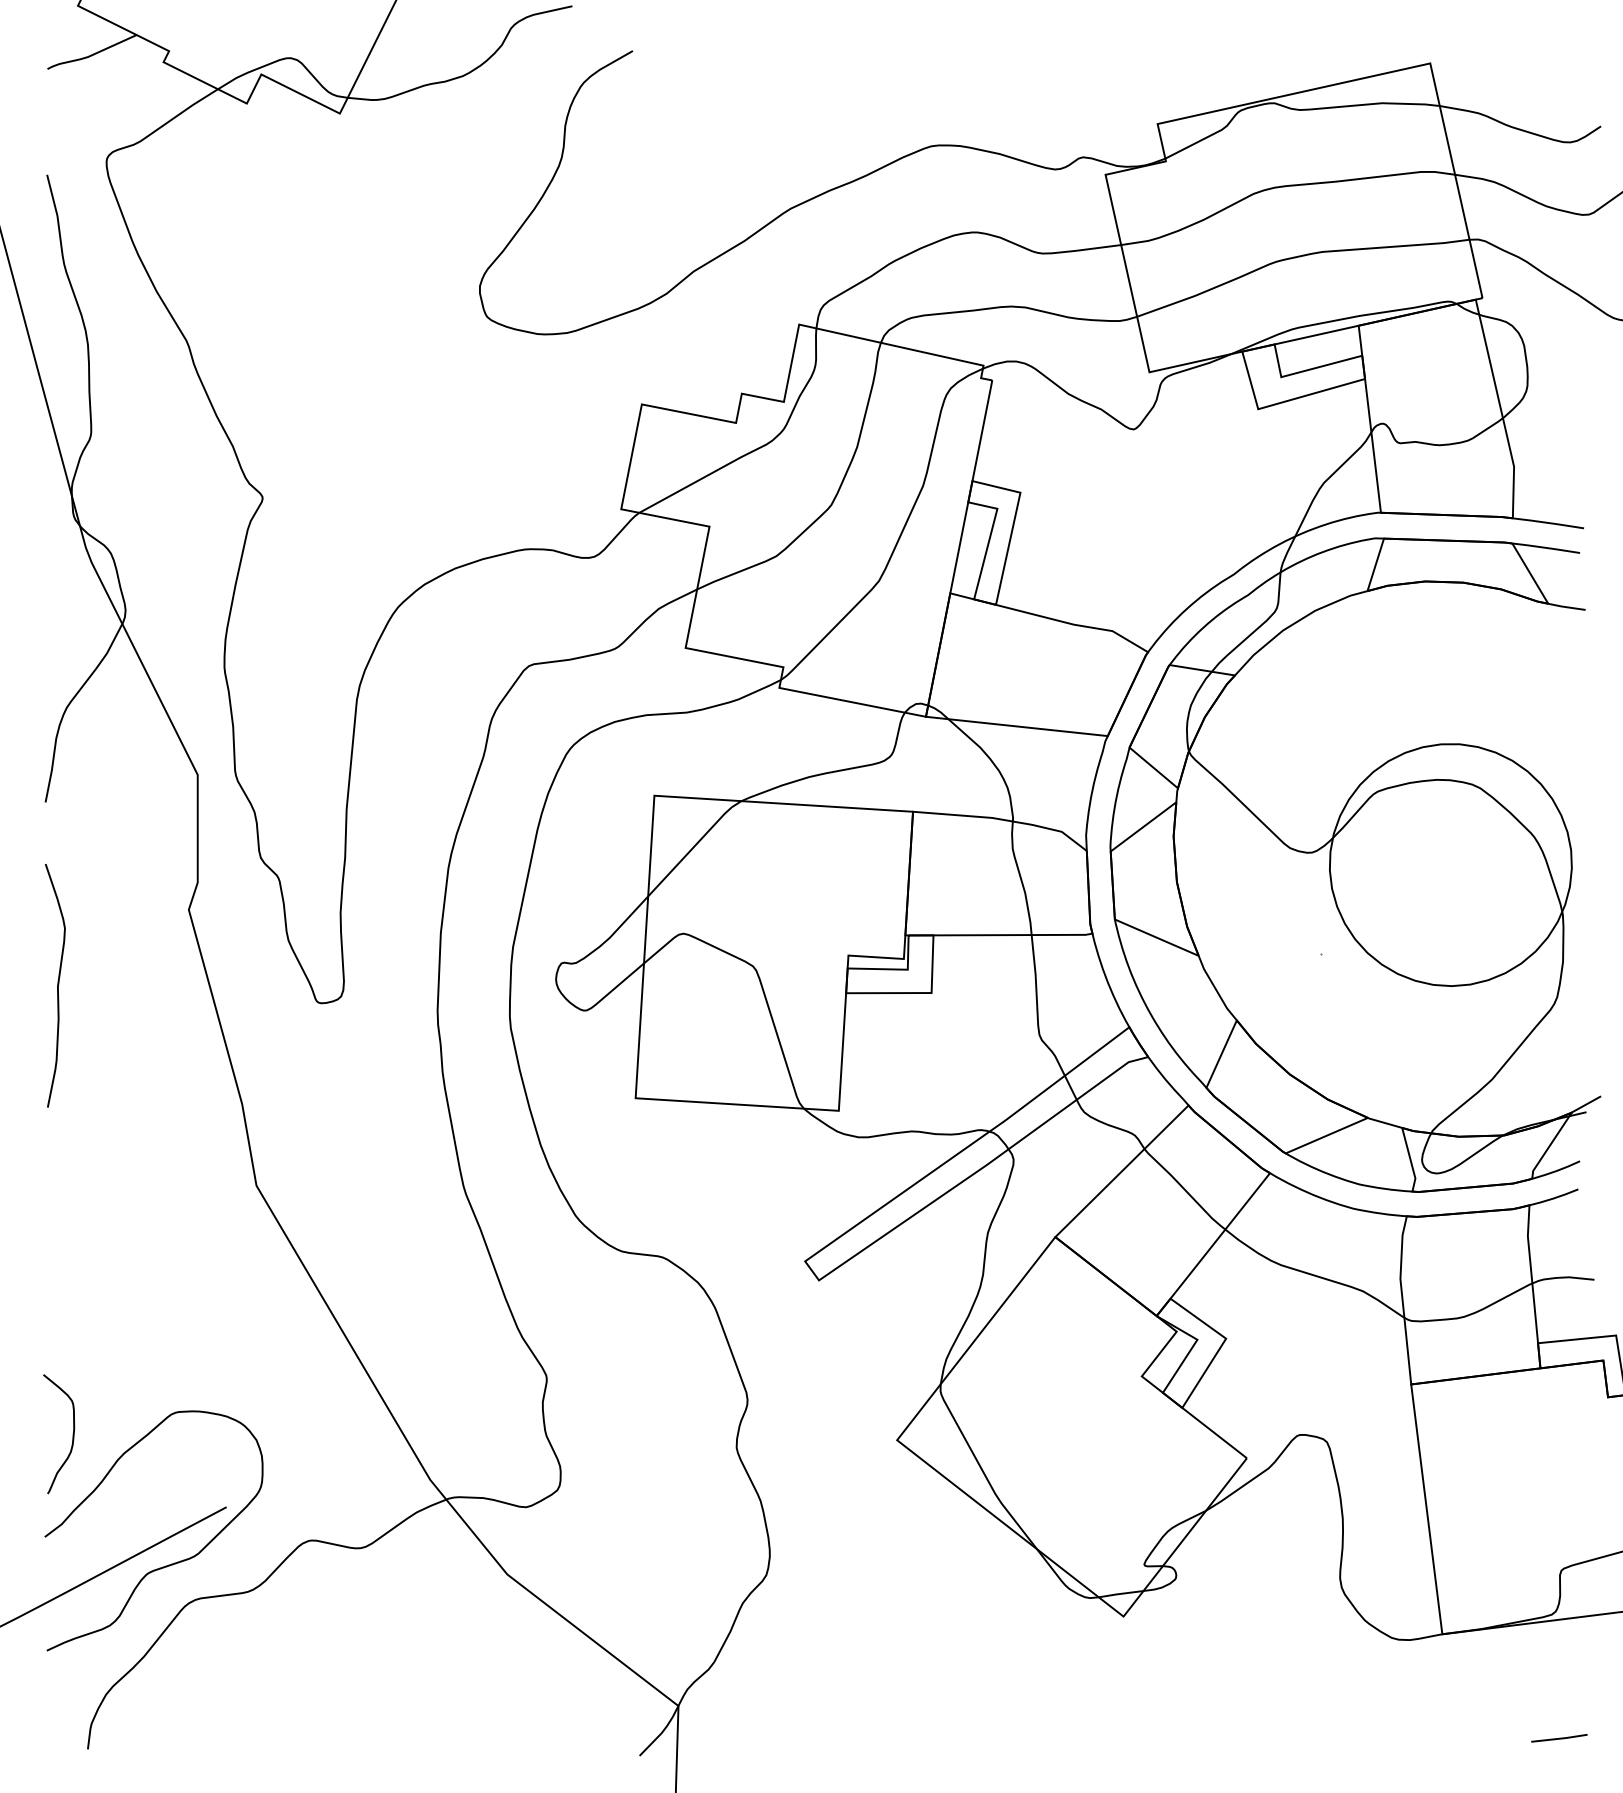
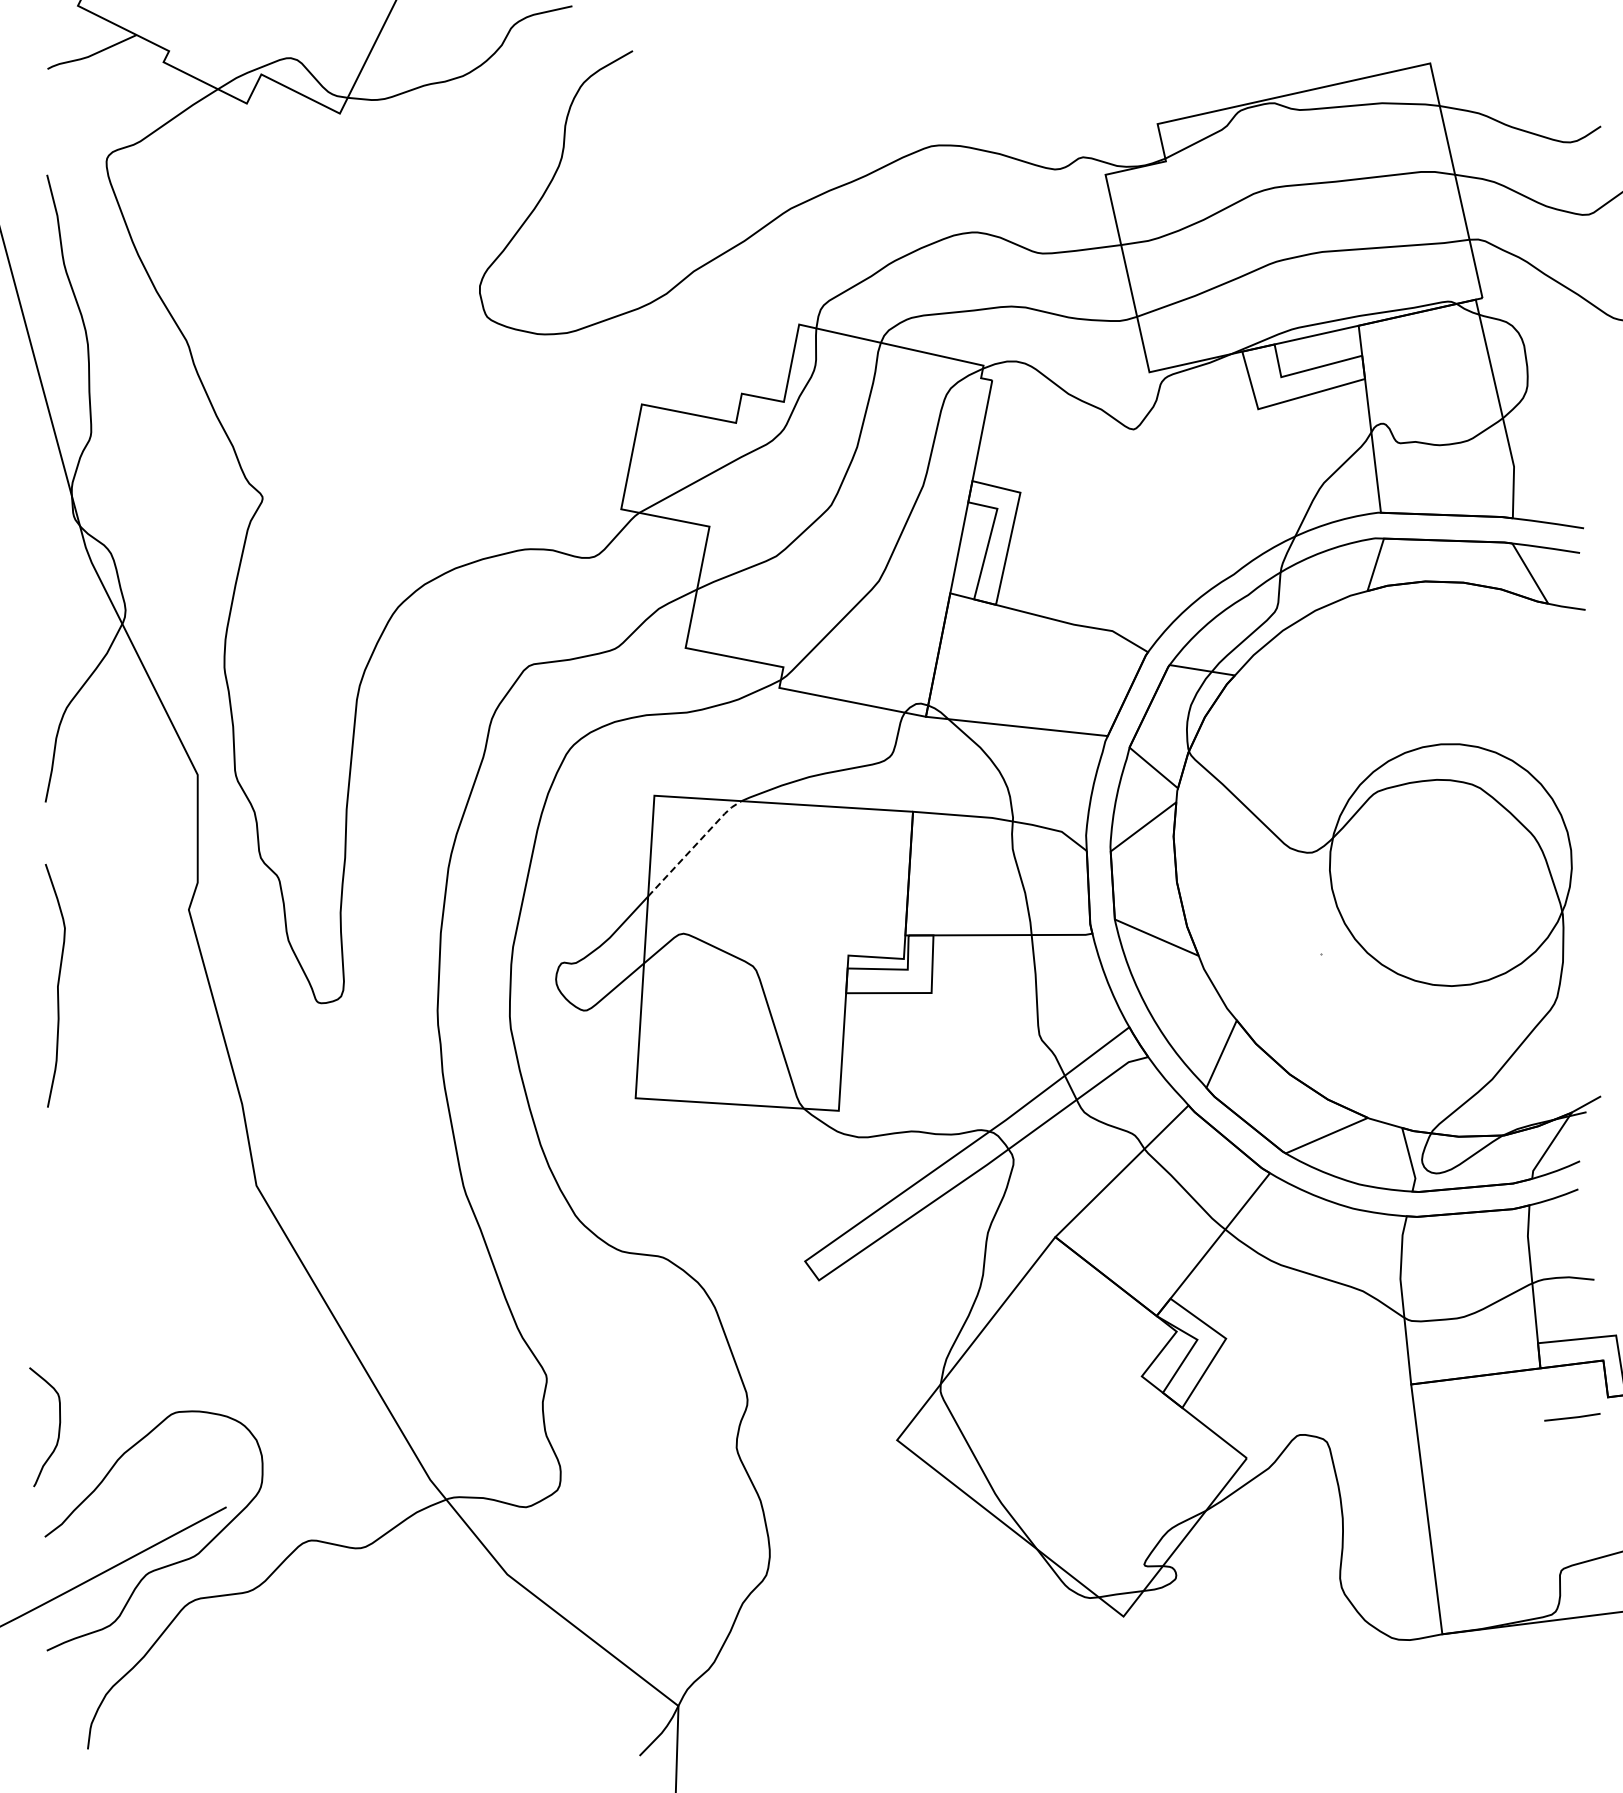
line: solid -> dashed (694, 845)
curve position: (72, 1434) -> (58, 1427) (58, 1427)
line position: (1559, 1738) -> (1572, 1417) (1572, 1417)
